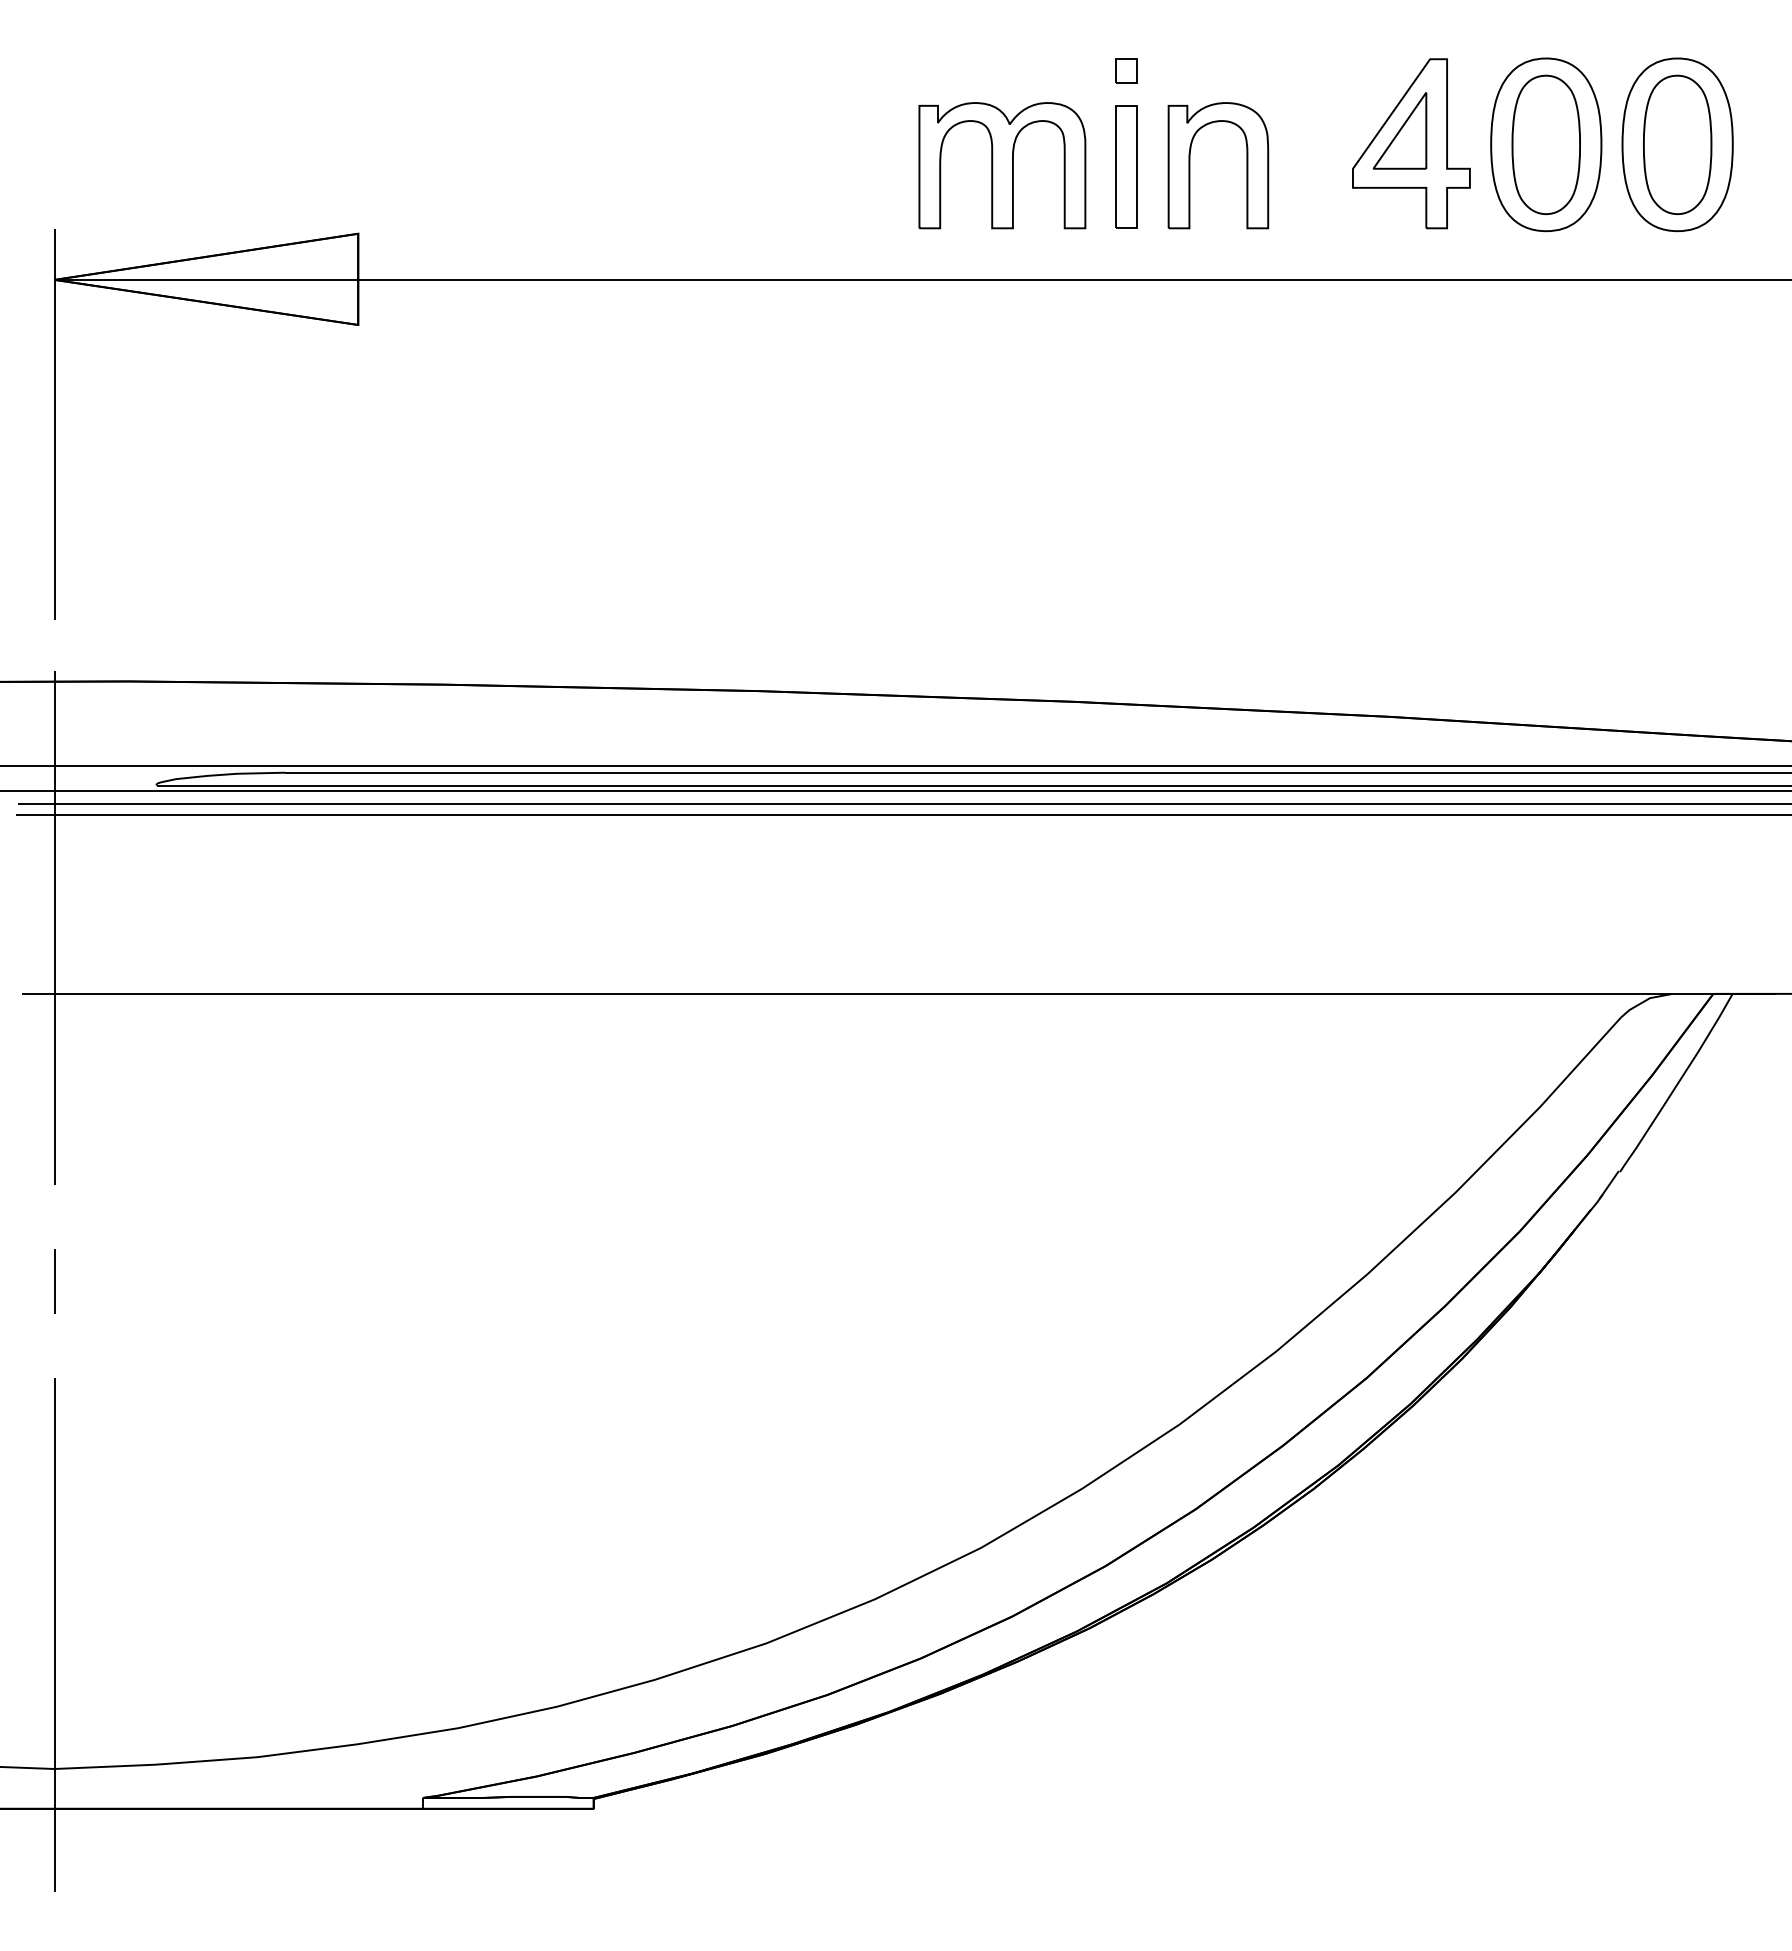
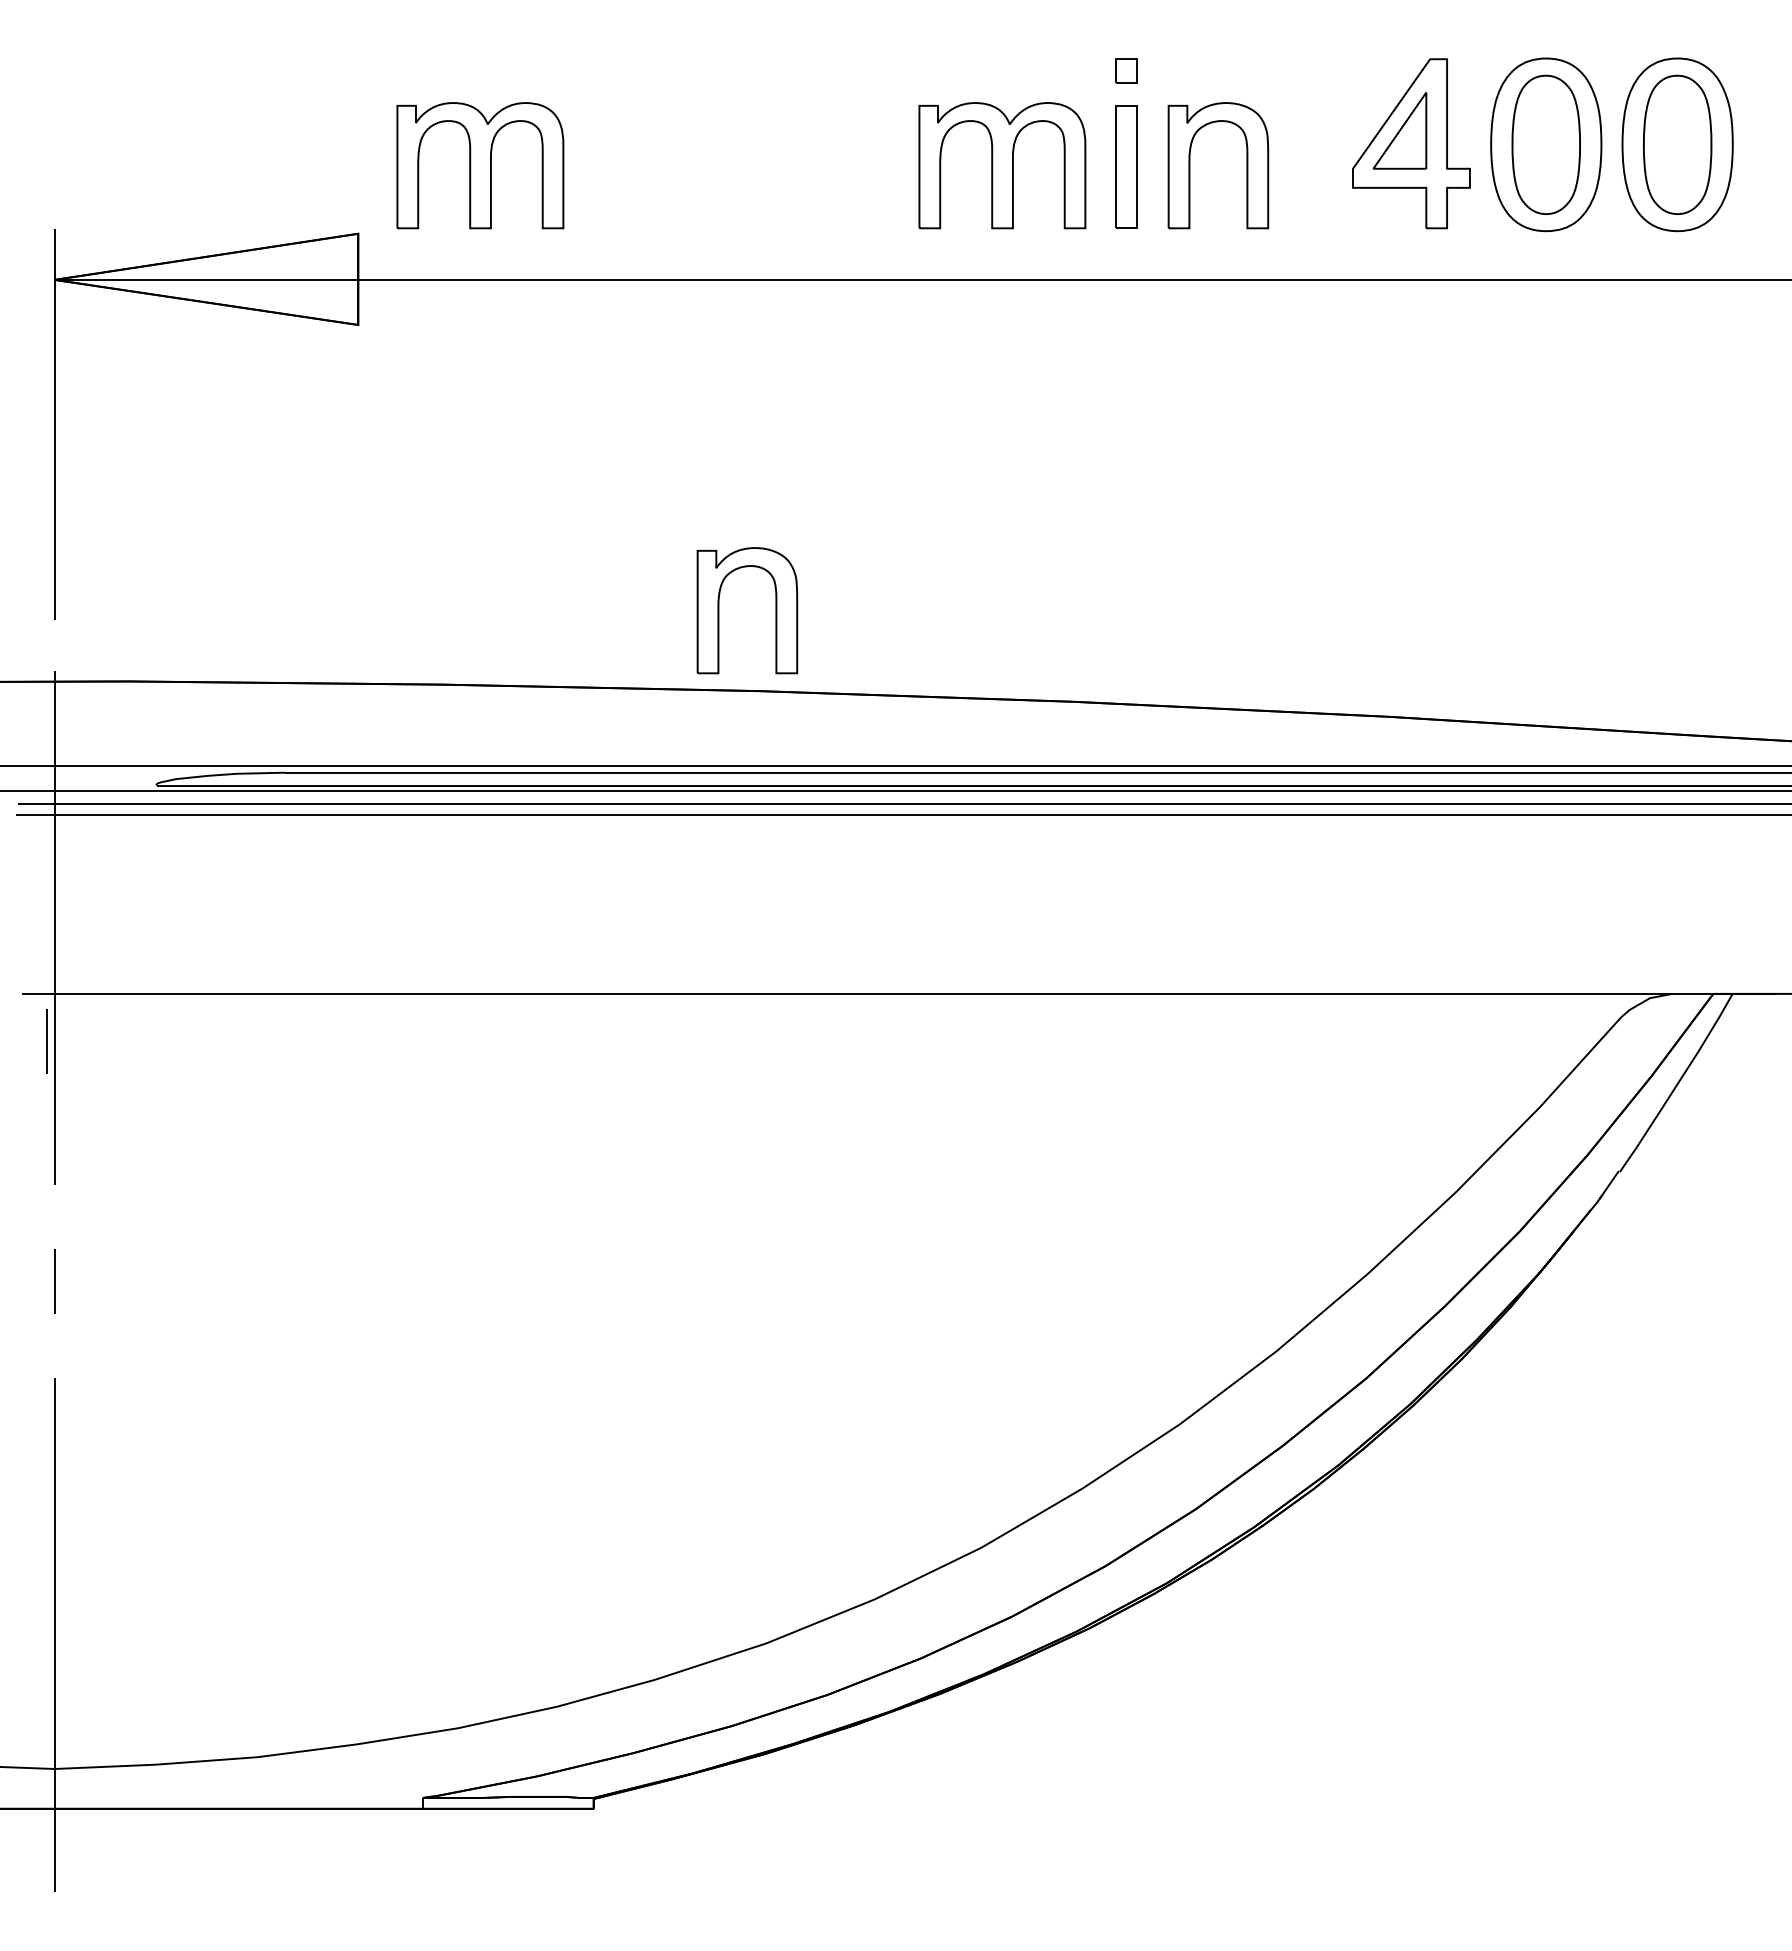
part: none -> present (480, 165)
part: none -> present (719, 610)
line: none -> present (46, 1041)
